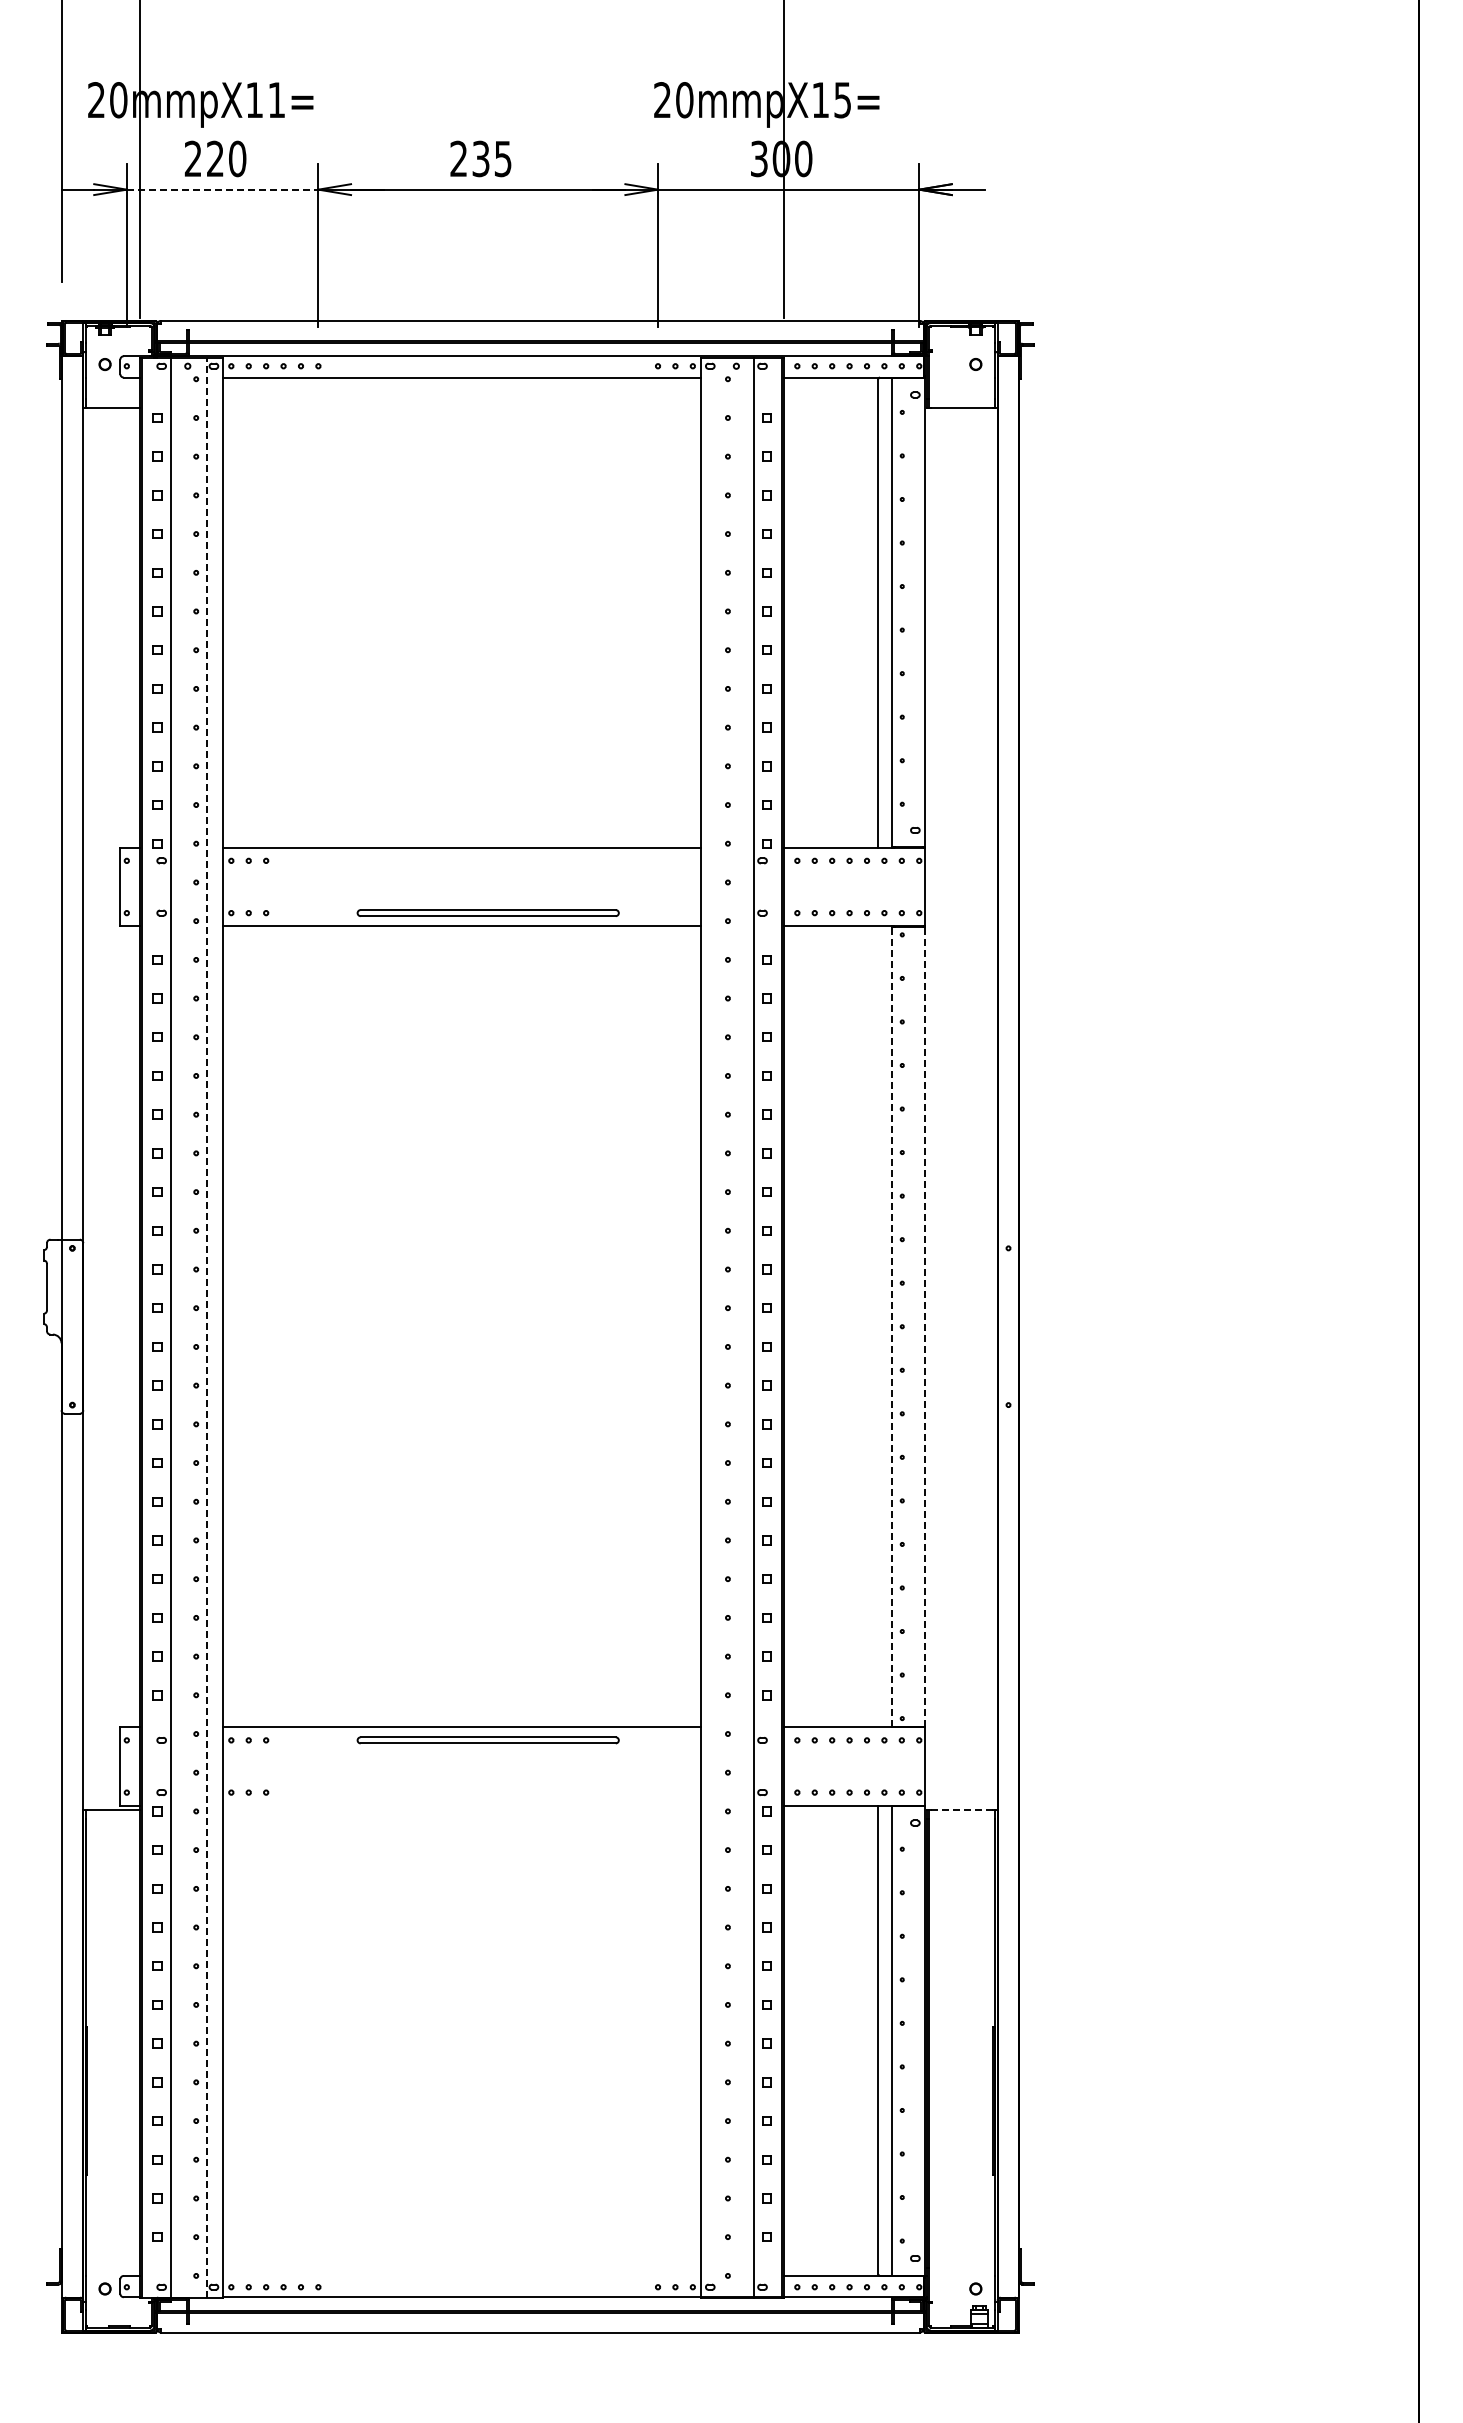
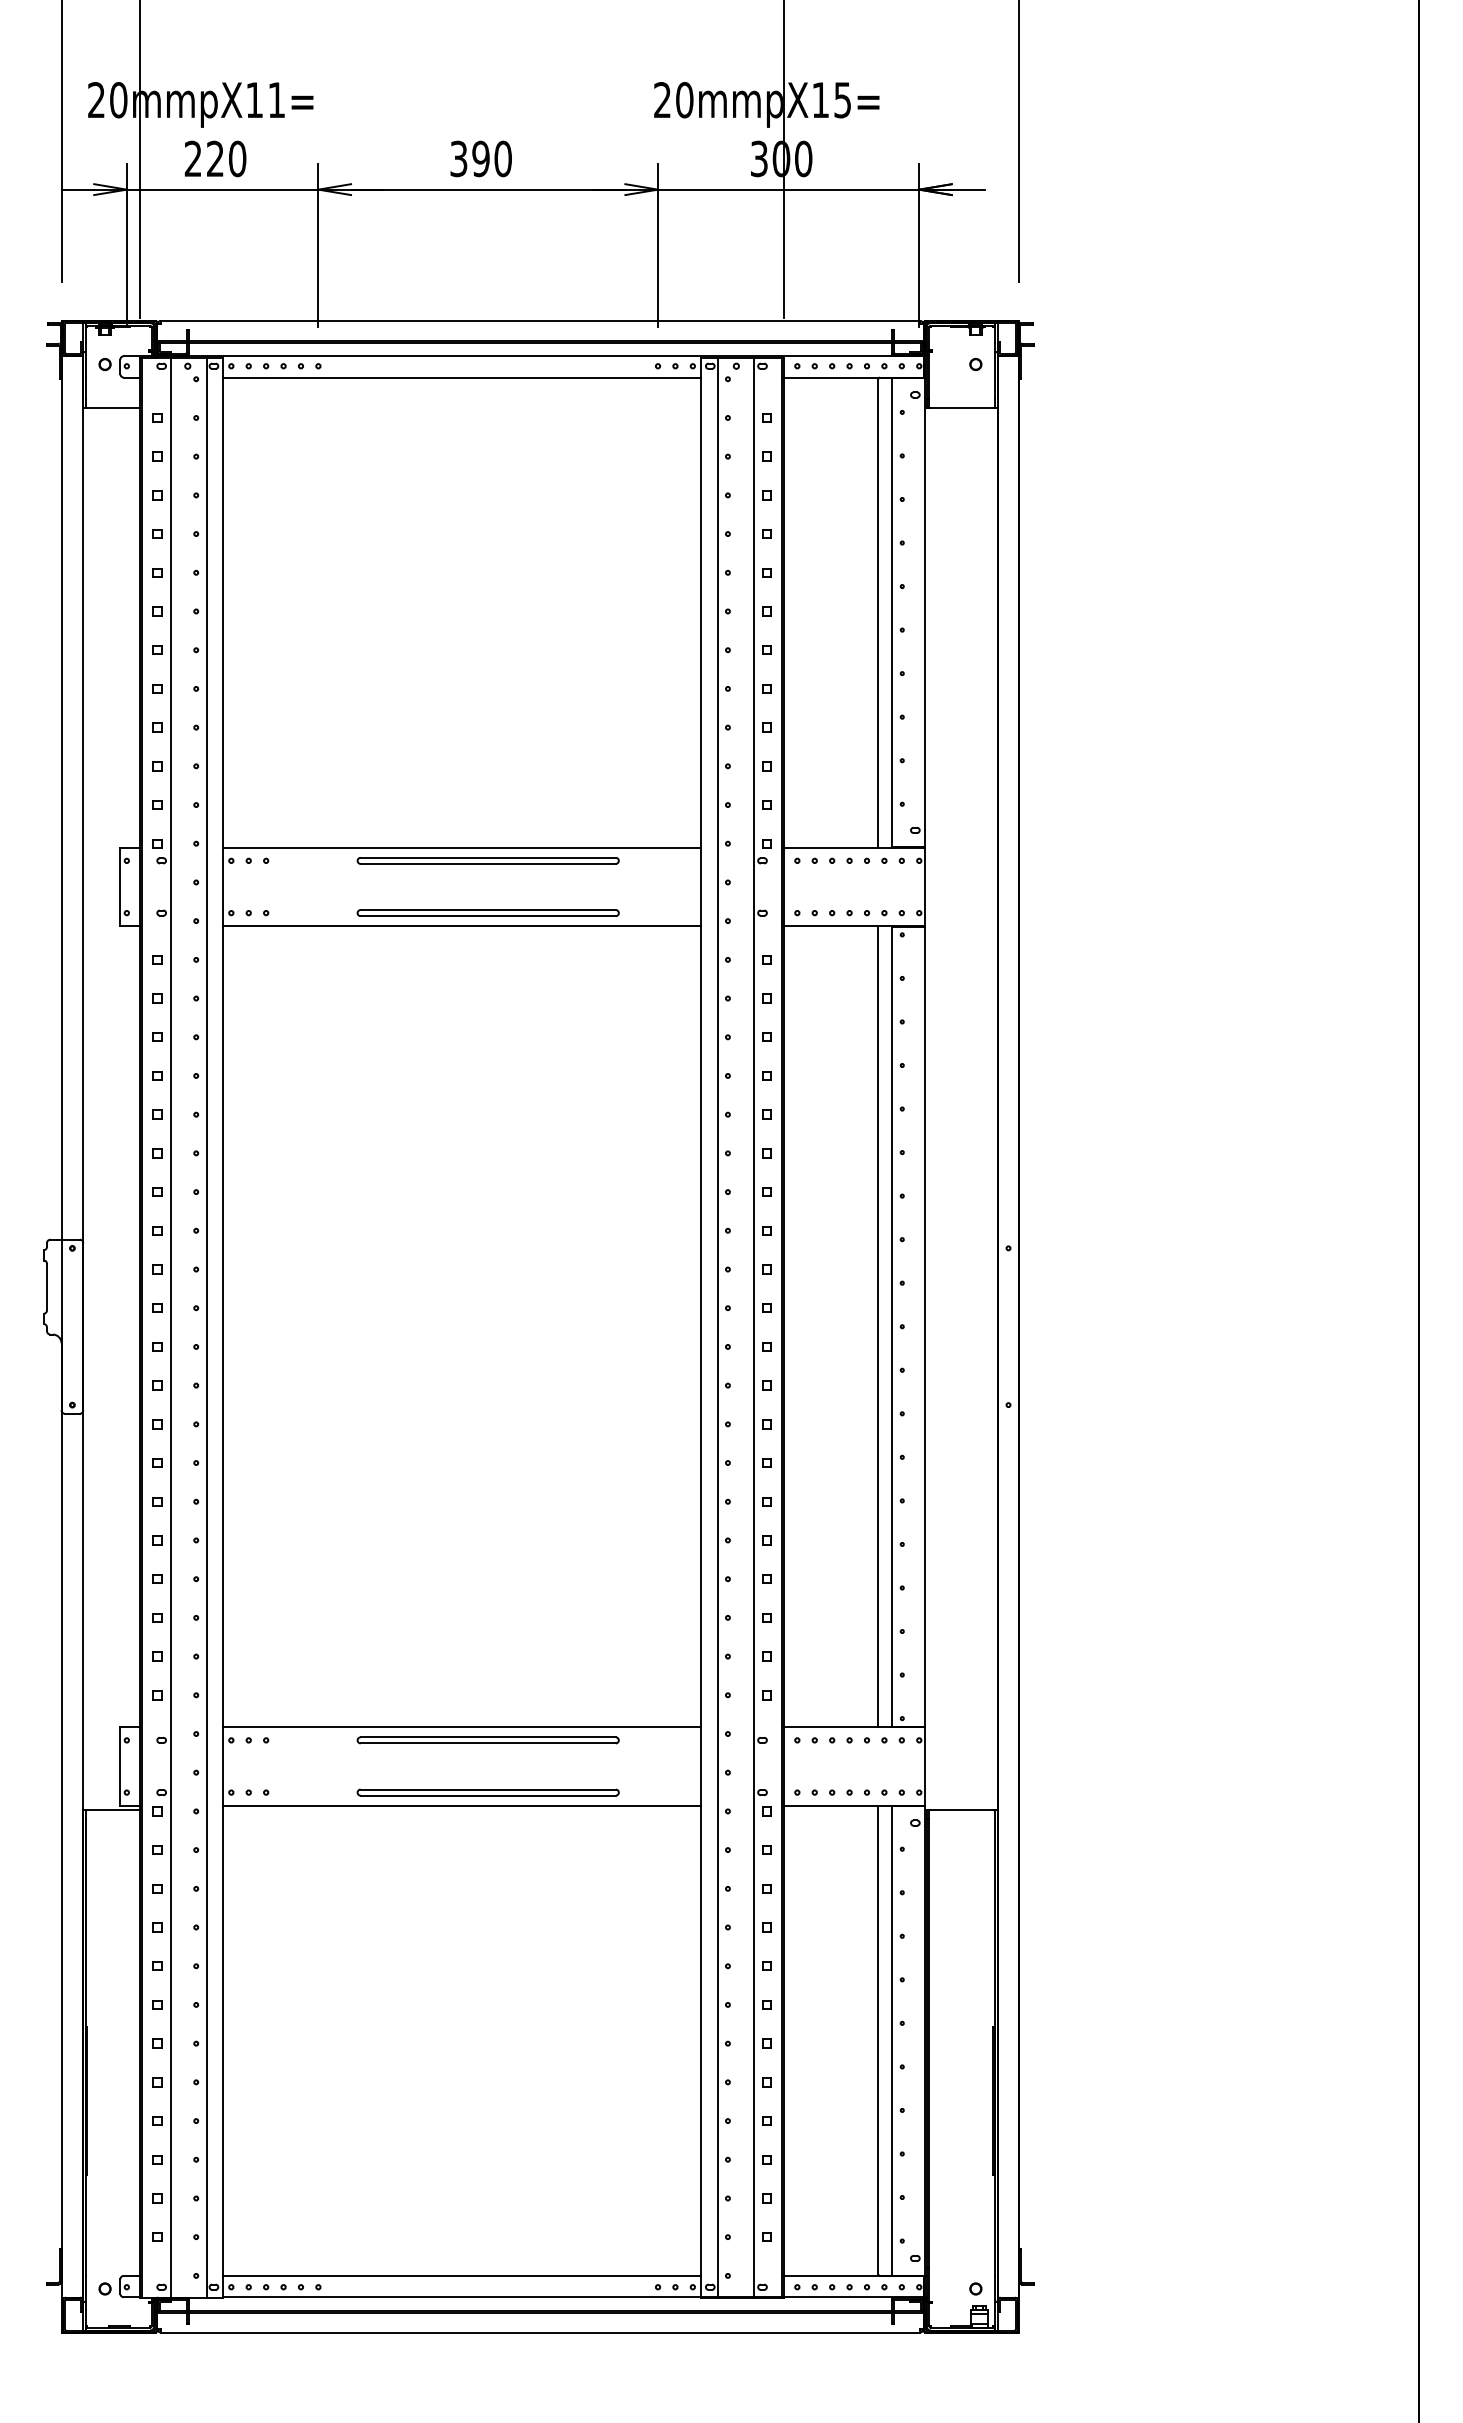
line: none -> present (1019, 141)
text: 235 -> 390 (480, 158)
line: dashed -> solid (222, 189)
part: none -> present (487, 860)
line: none -> present (878, 1326)
line: dashed -> solid (892, 1326)
line: dashed -> solid (925, 1326)
line: dashed -> solid (206, 1327)
line: none -> present (717, 1327)
part: none -> present (487, 1792)
line: none -> present (461, 1805)
line: dashed -> solid (961, 1810)
line: none -> present (461, 2275)
